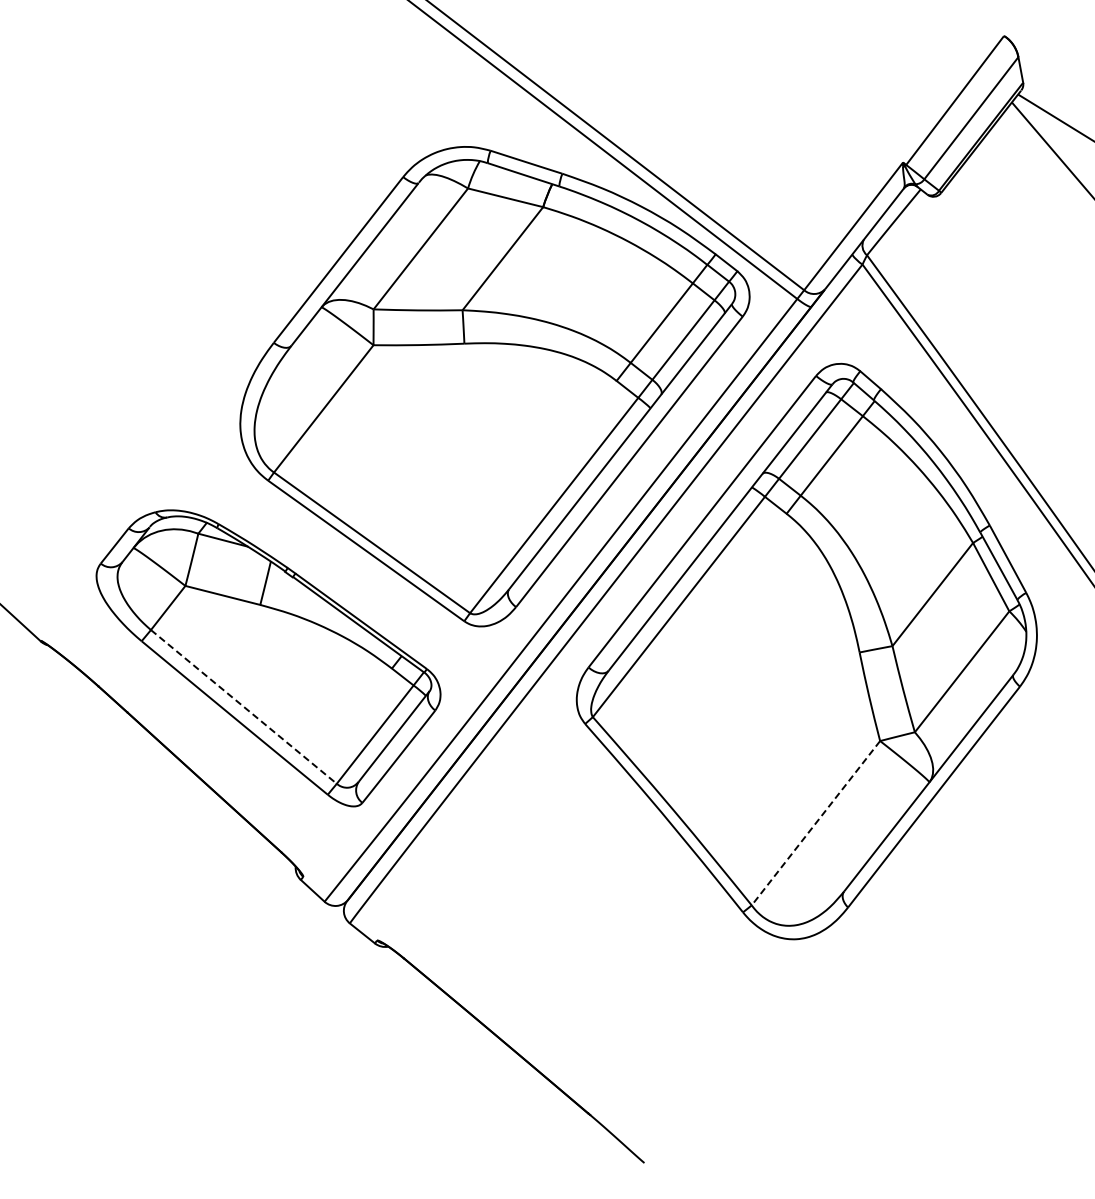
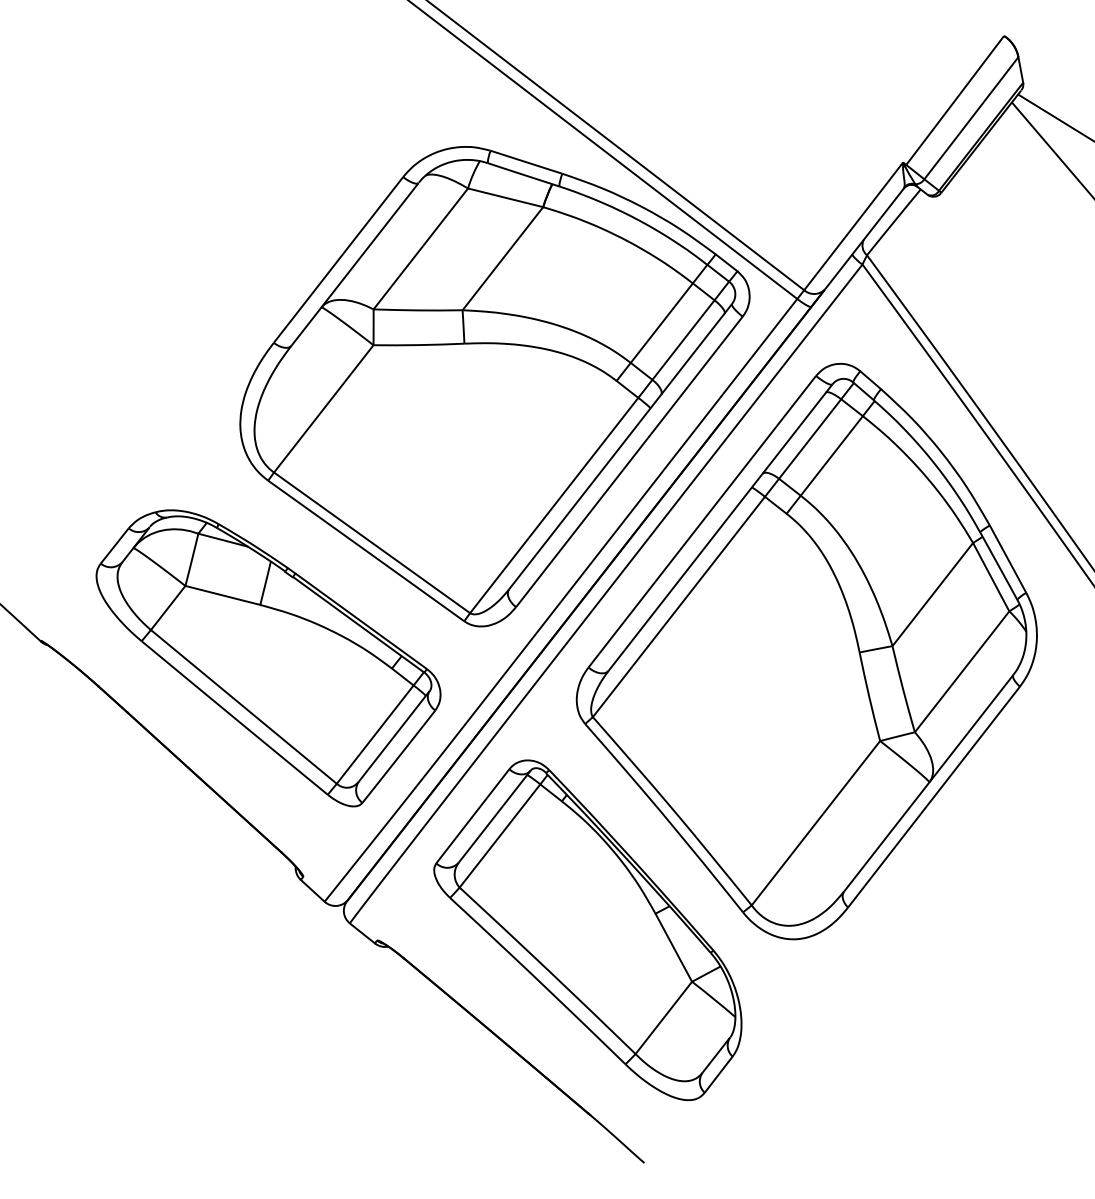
line: dashed -> solid (243, 706)
line: dashed -> solid (815, 823)
part: none -> present (587, 930)
